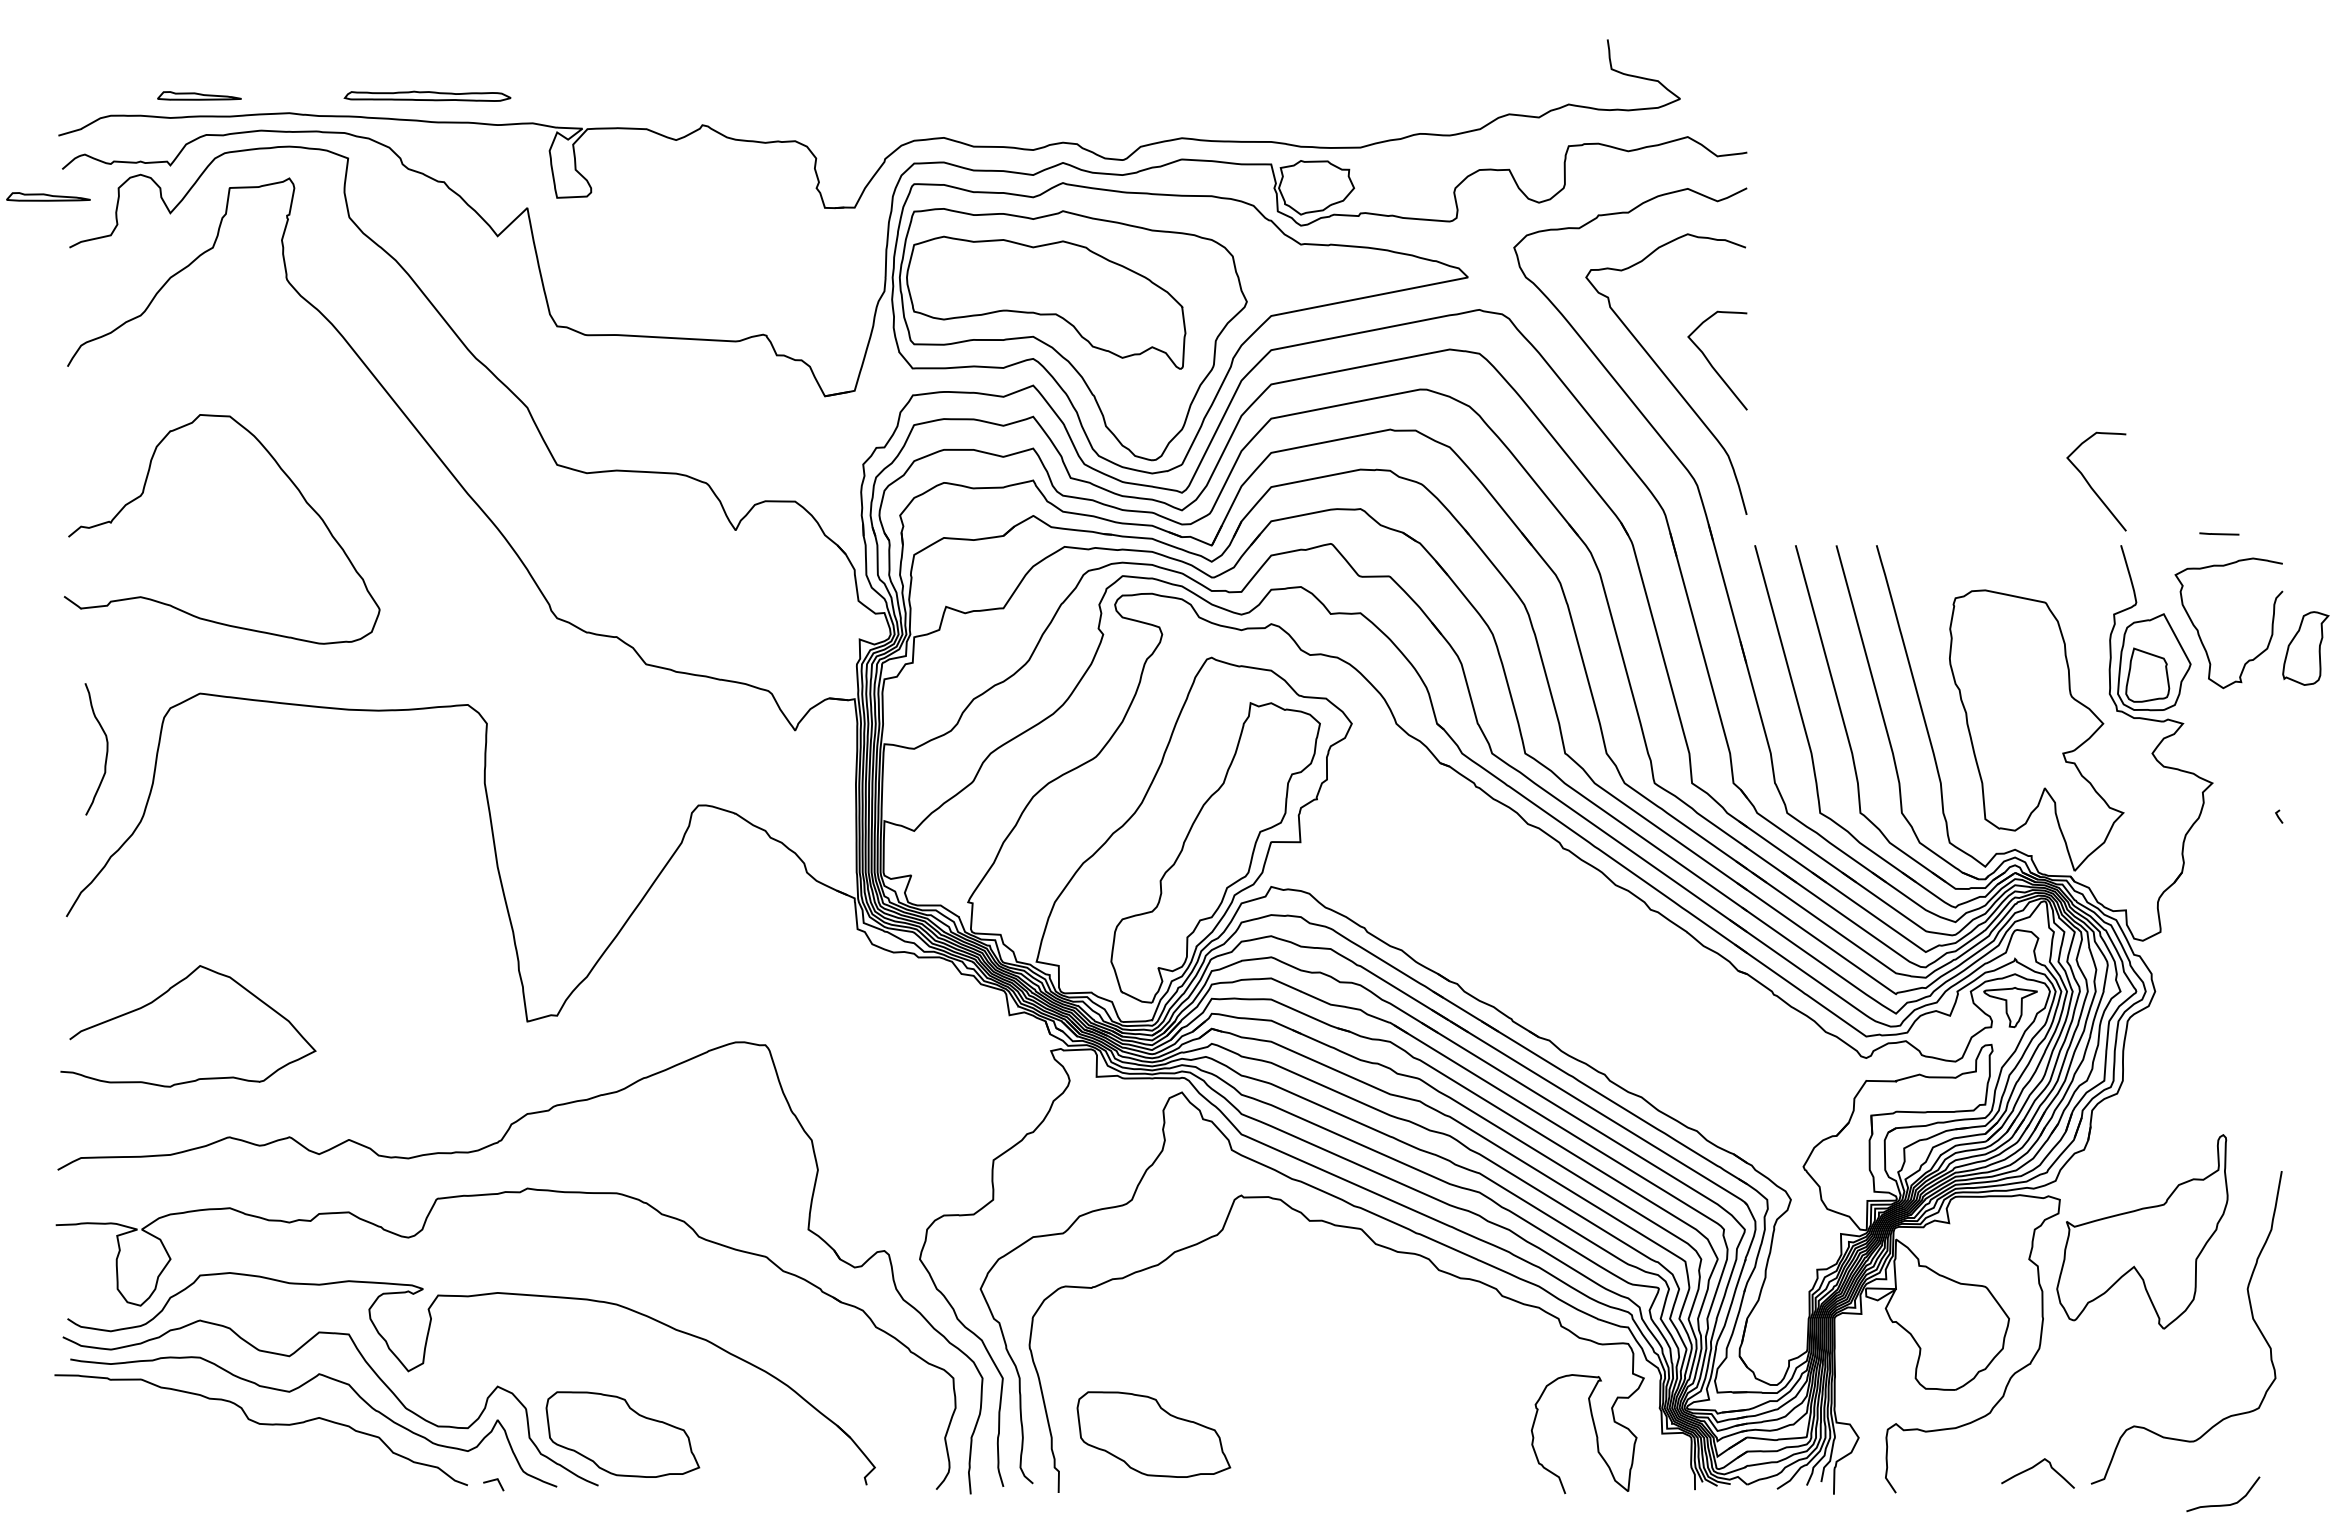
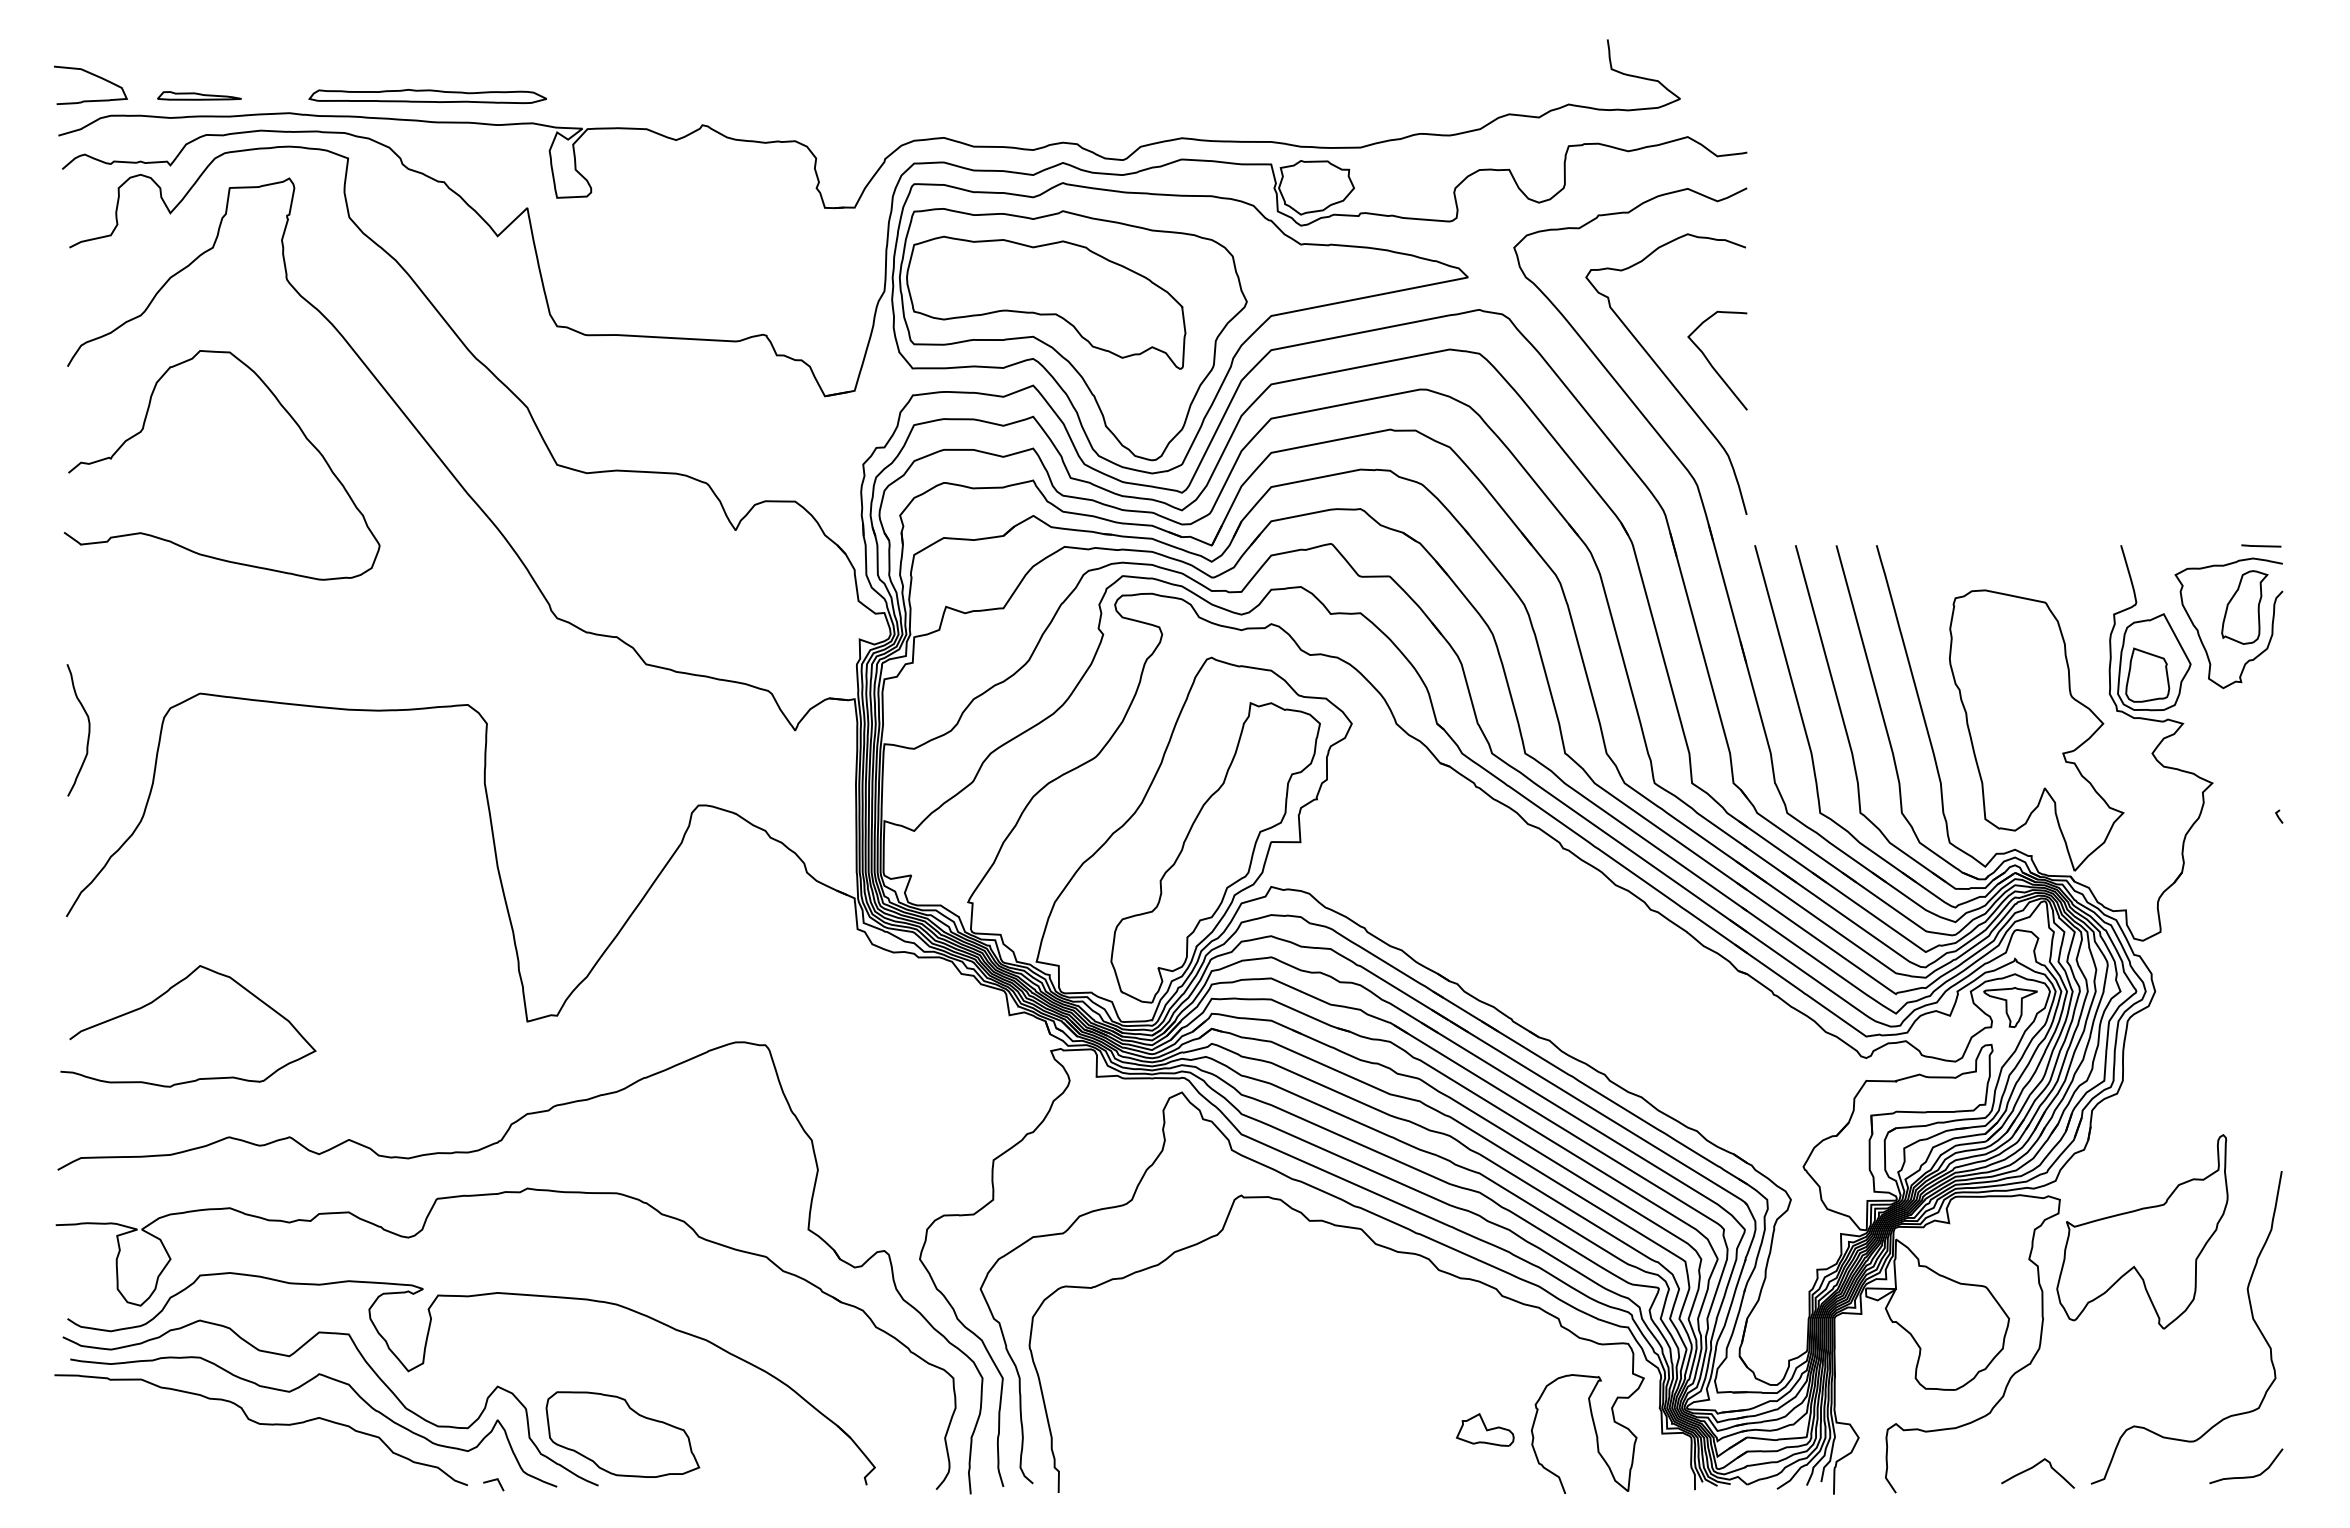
curve: none -> present (92, 75)
part size: 169x12 px -> 239x16 px (427, 95)
part: present -> none (48, 196)
curve position: (283, 473) -> (283, 409) (283, 409)
curve: present -> none (2090, 484)
line position: (2219, 533) -> (2261, 545) (2261, 545)
part position: (2305, 648) -> (2244, 607) (2244, 607)
curve position: (106, 749) -> (88, 730) (88, 730)
part: none -> present (1484, 1429)
part: present -> none (1153, 1434)
curve position: (2223, 1504) -> (2246, 1476) (2246, 1476)
